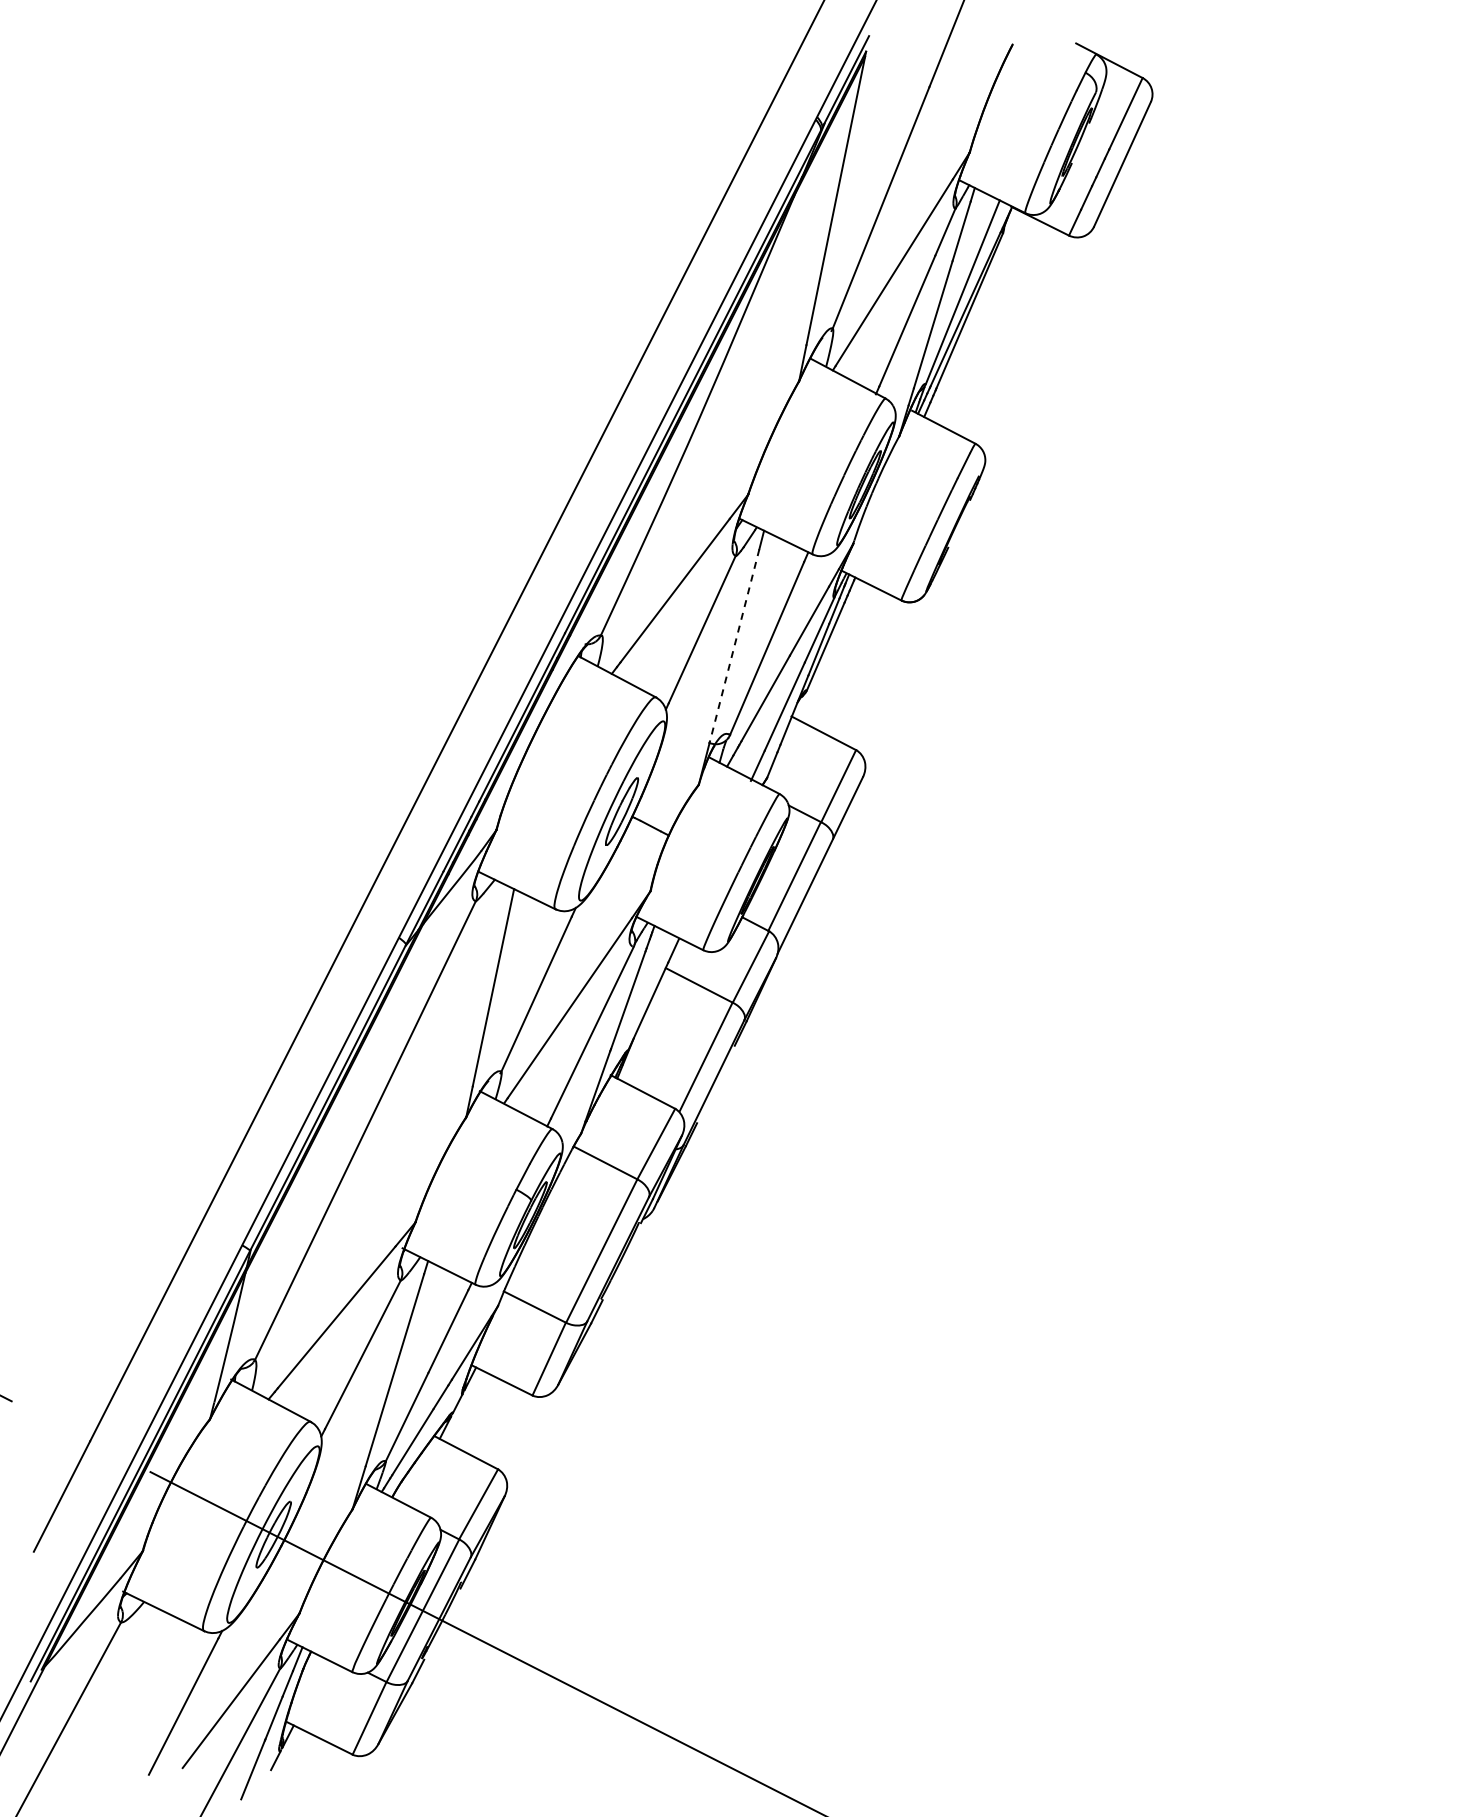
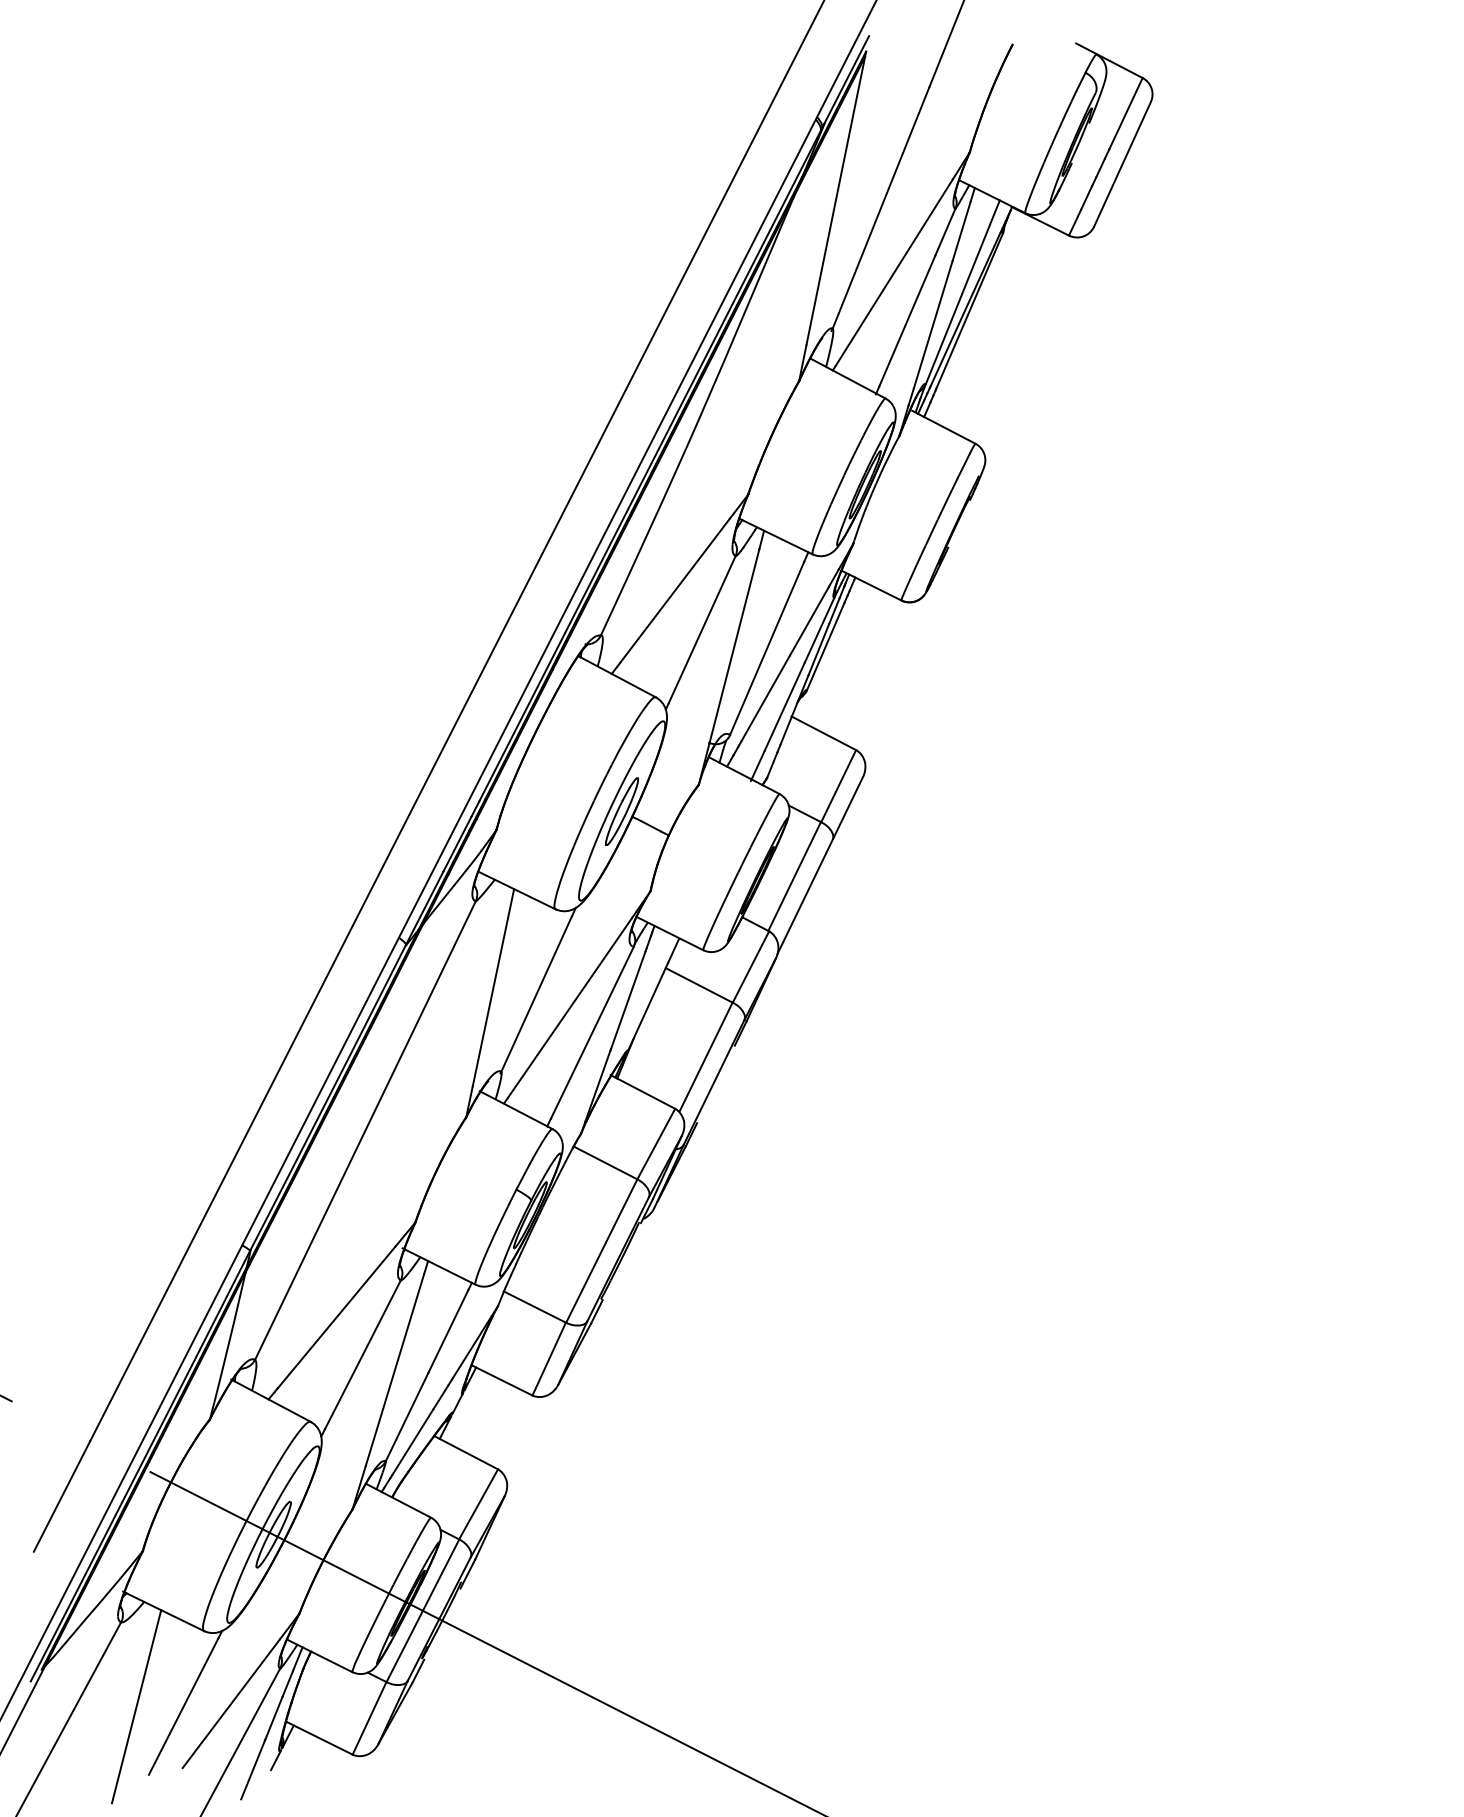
line: dashed -> solid (734, 647)
line: none -> present (136, 1706)
